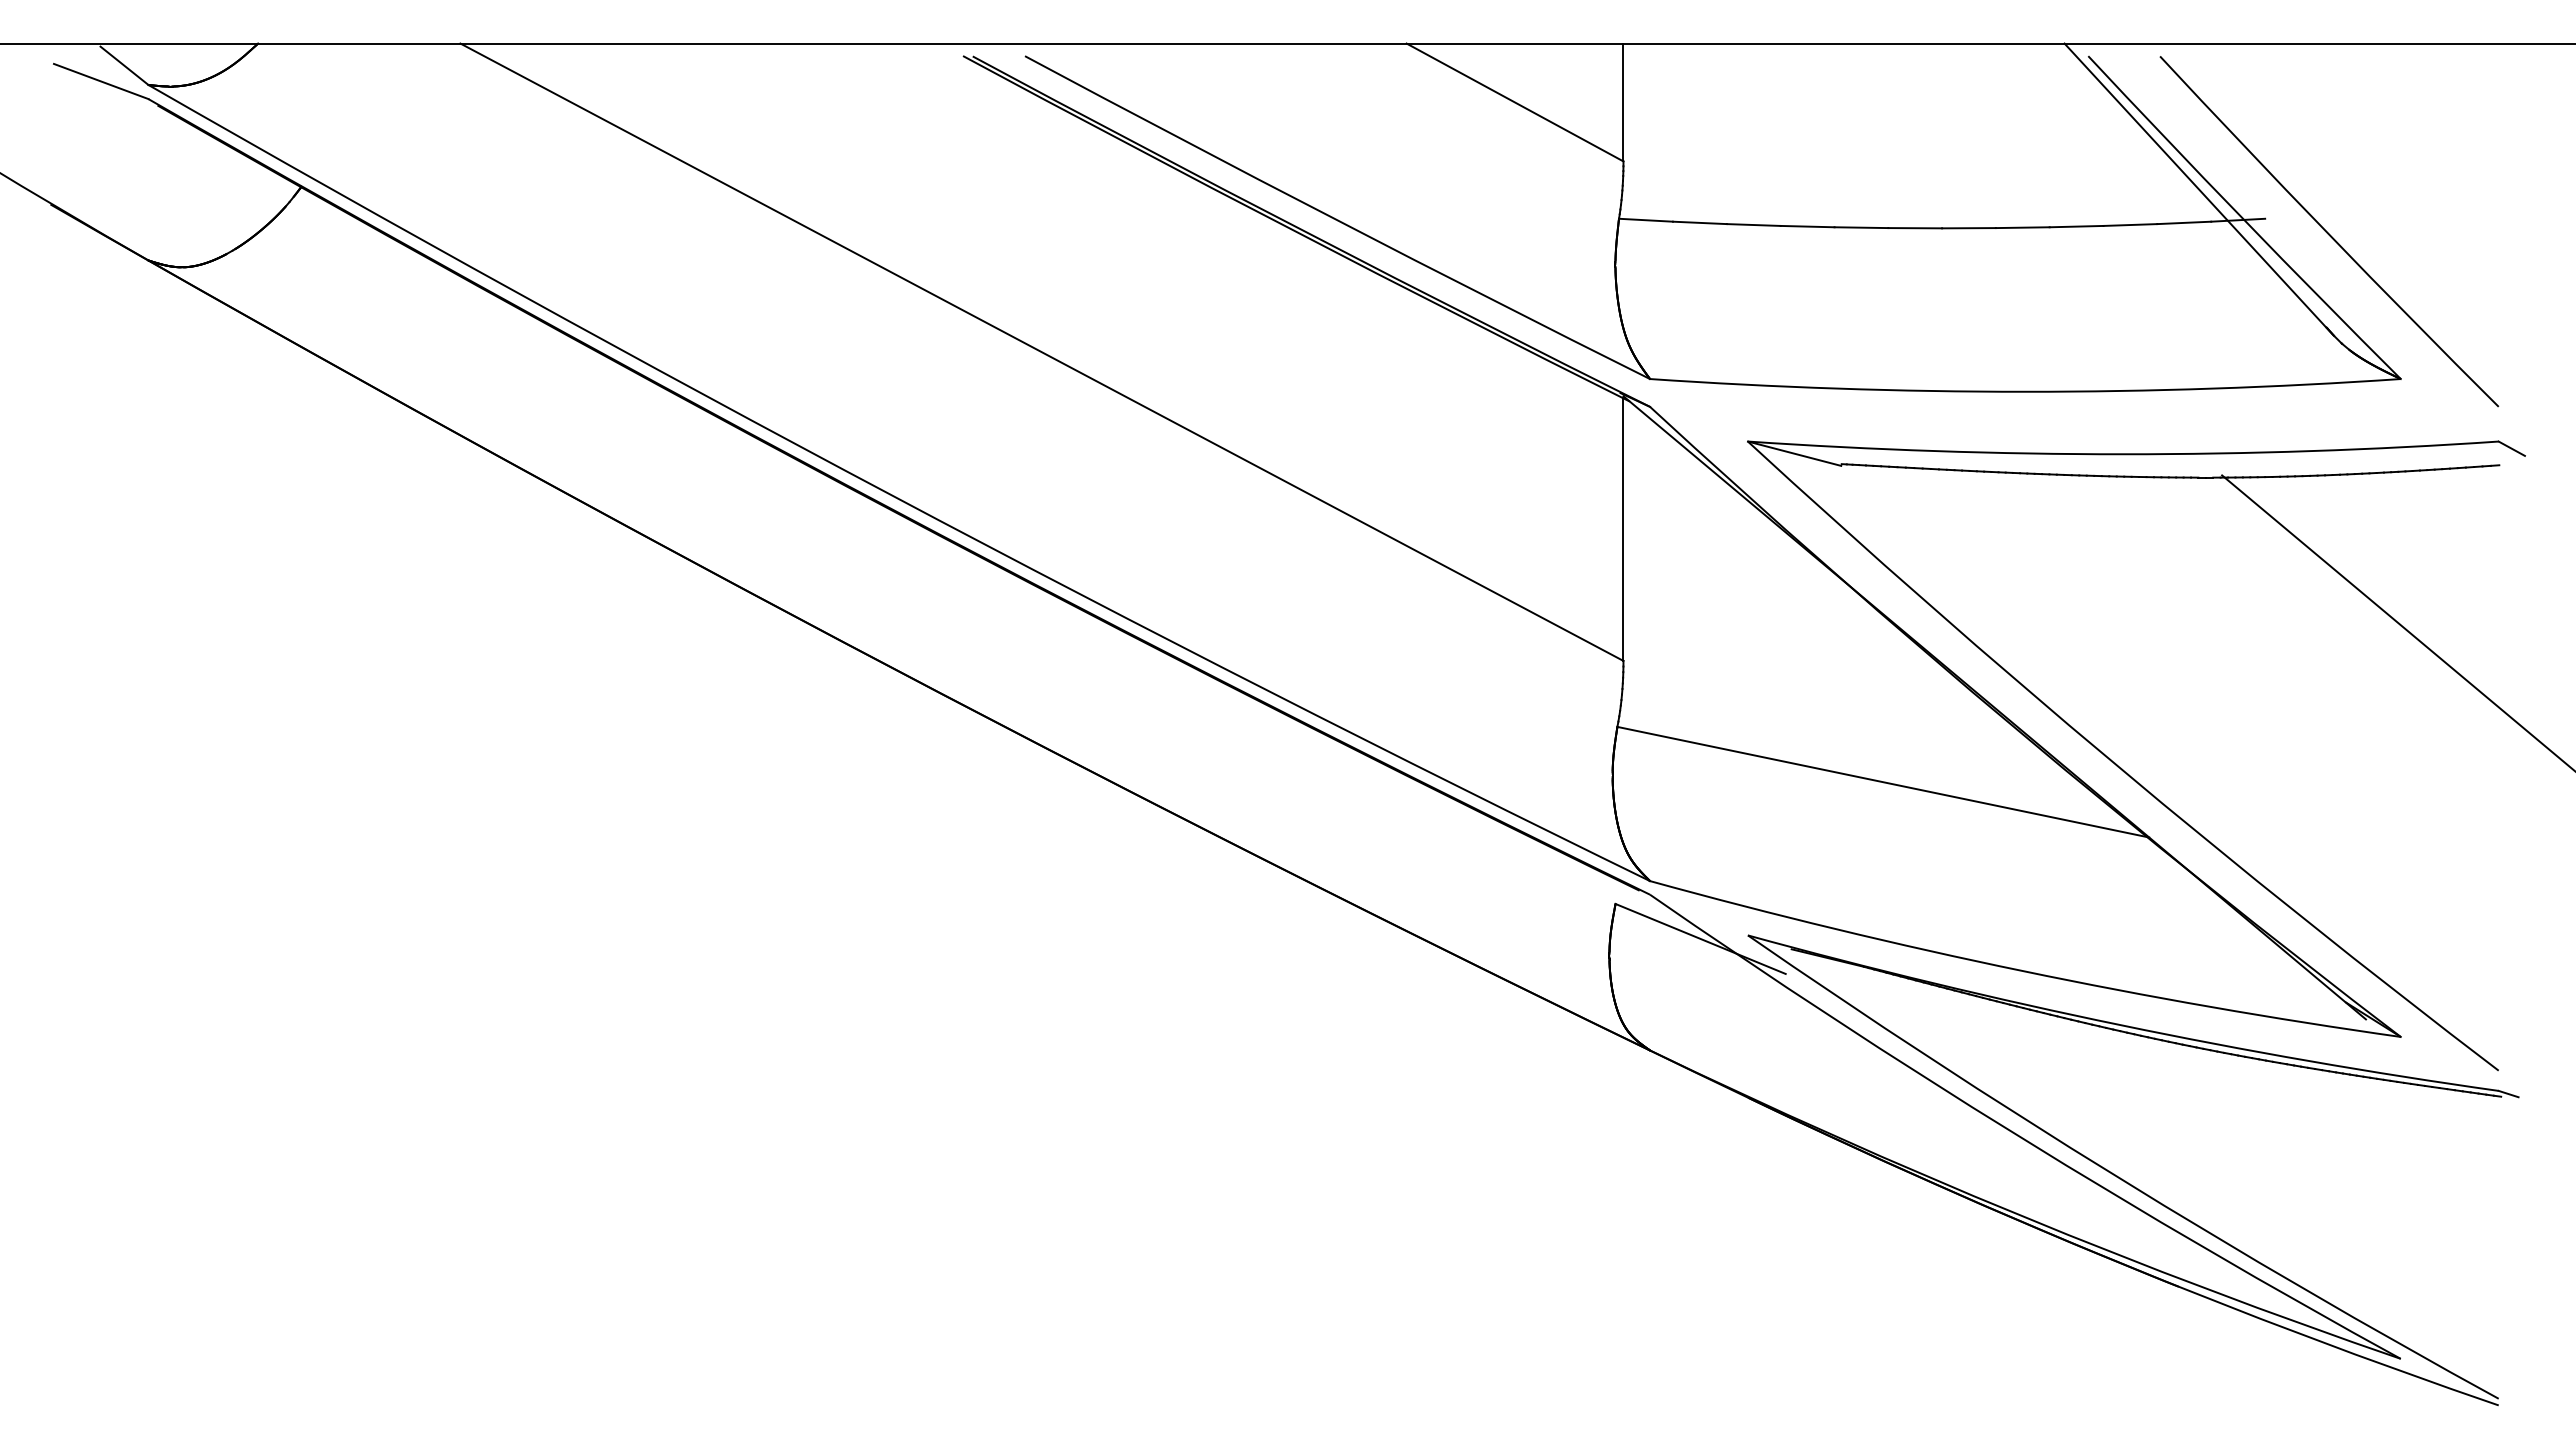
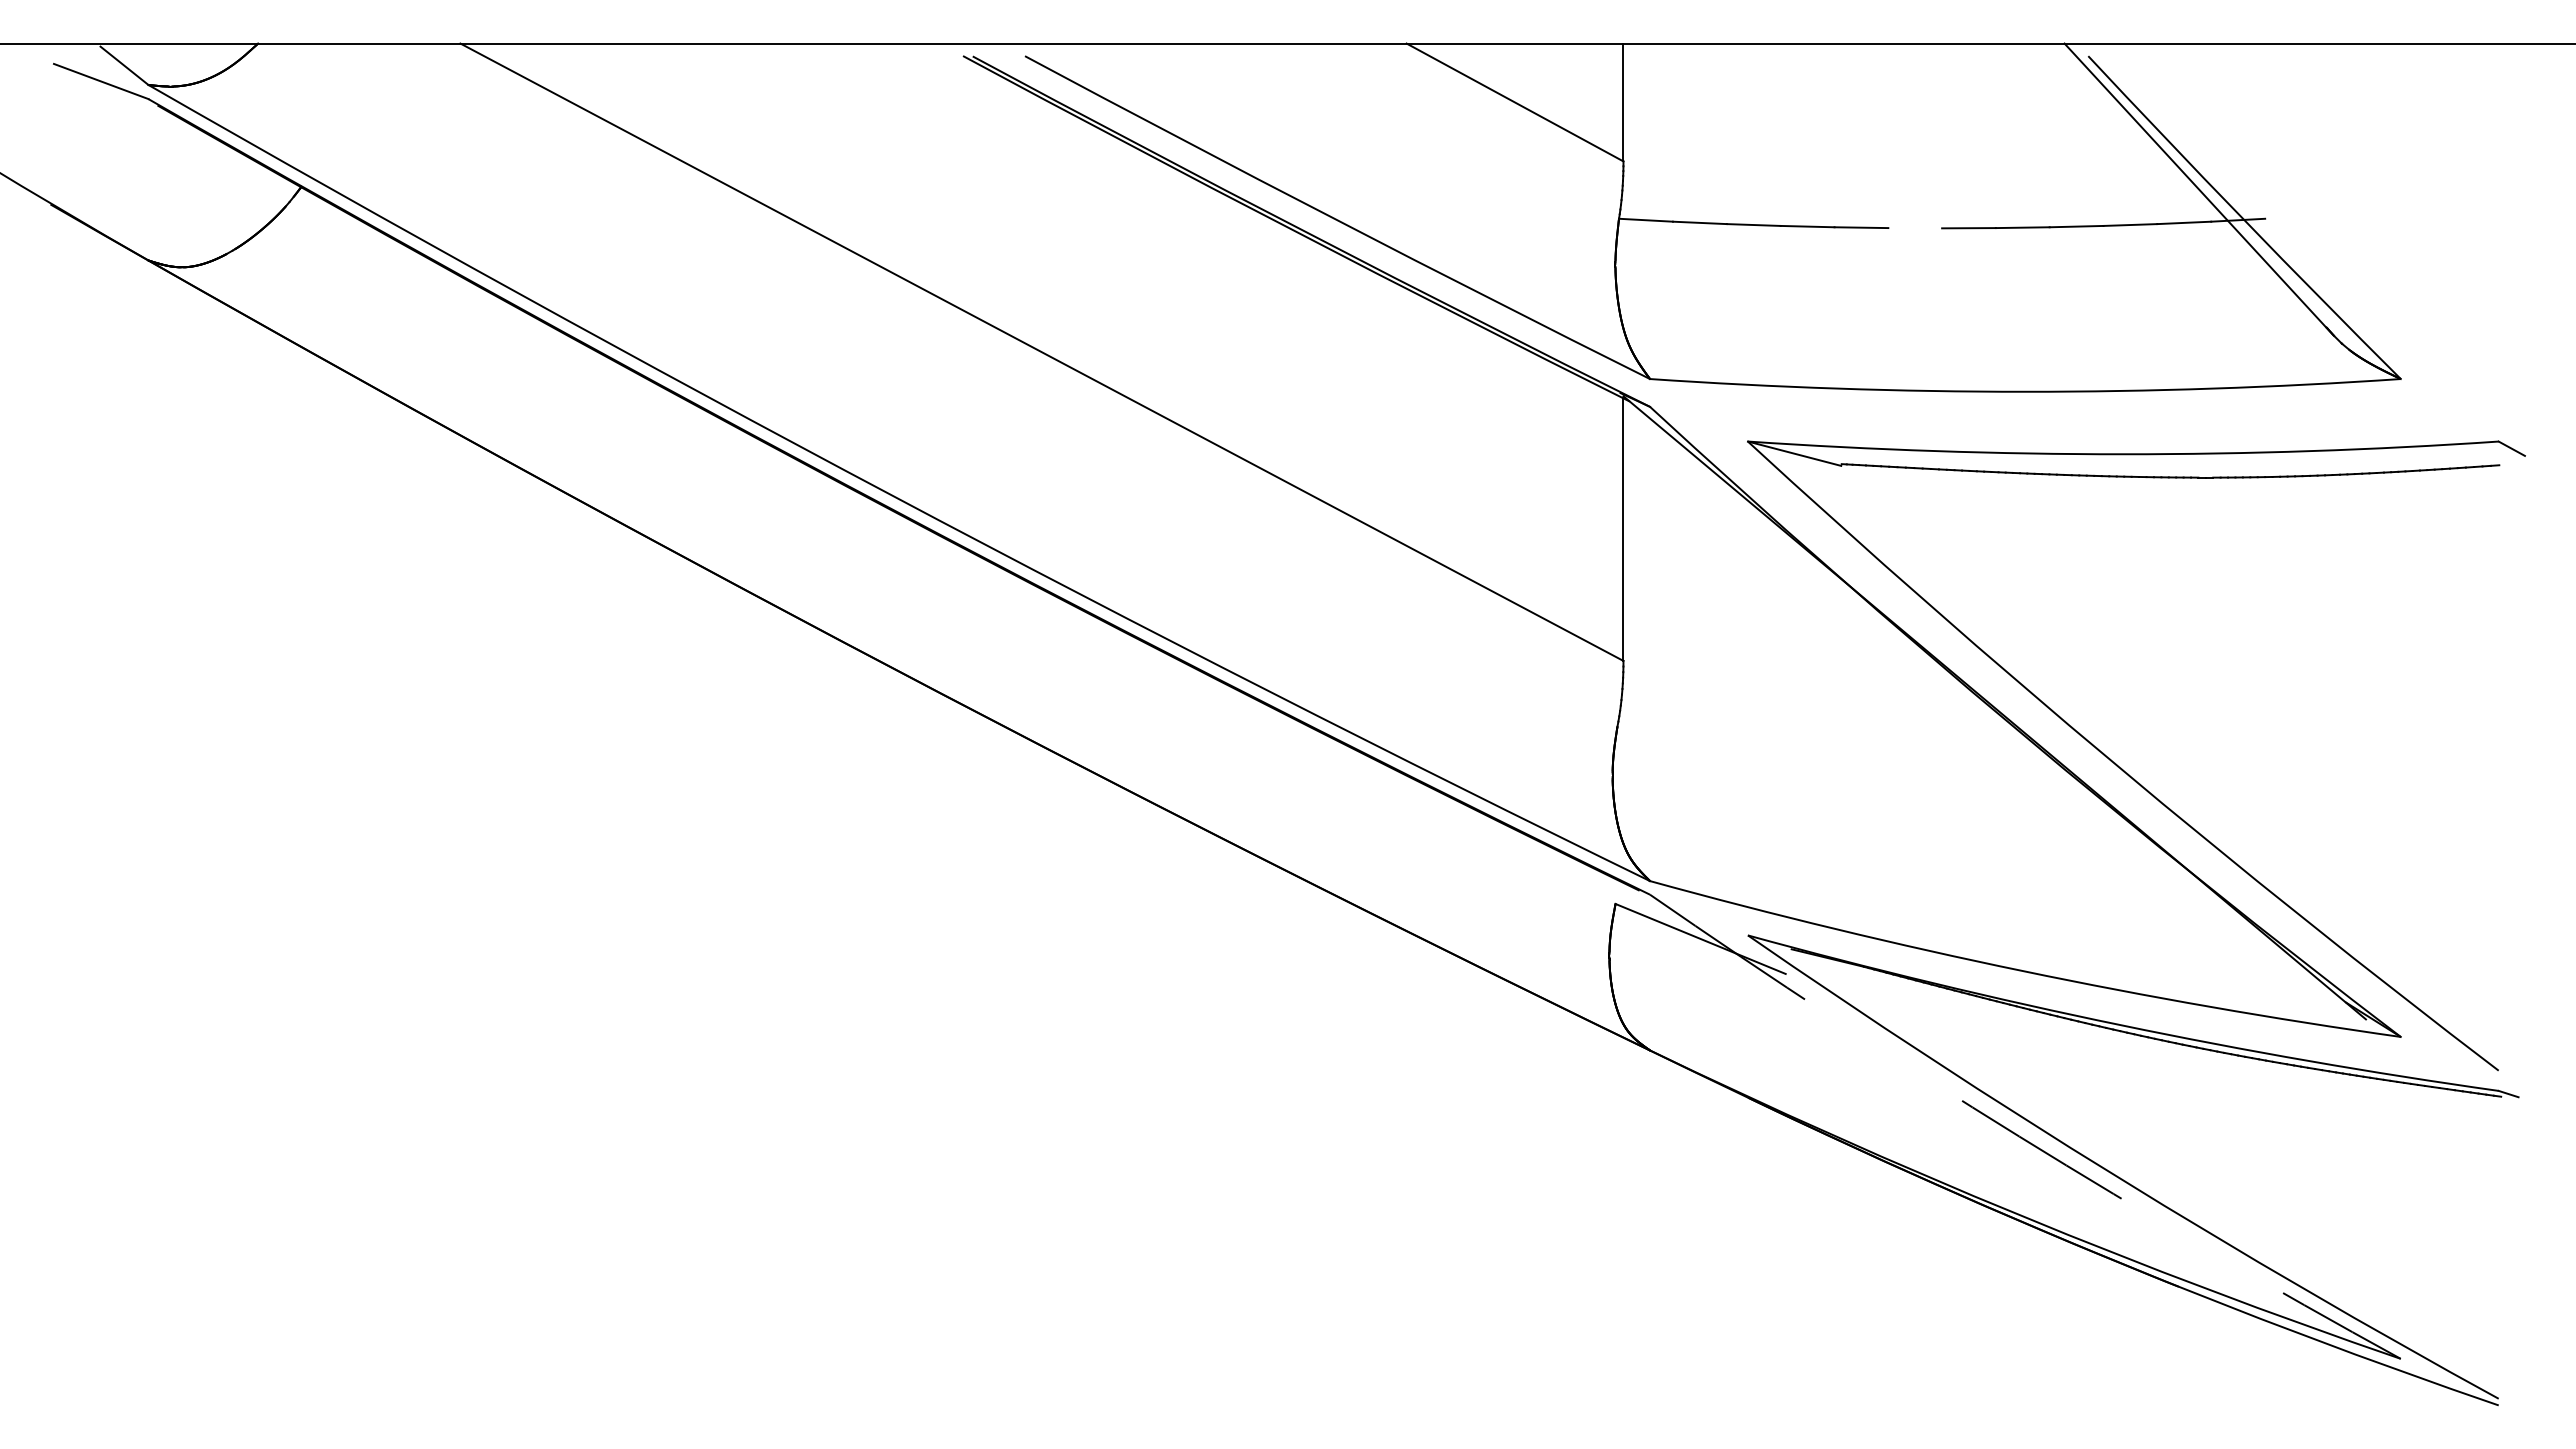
line: present -> none (1915, 228)
arc: present -> none (2328, 232)
line: present -> none (2397, 622)
line: present -> none (1883, 781)
arc: solid -> dashed (2019, 1136)
